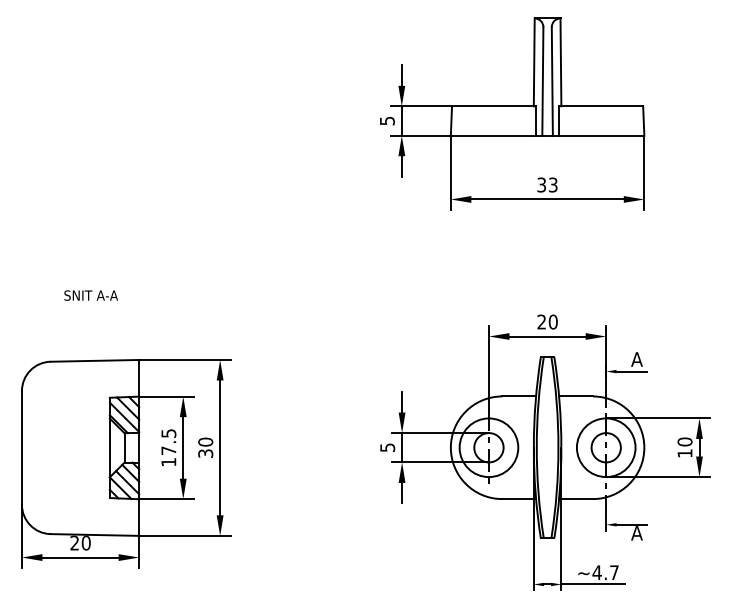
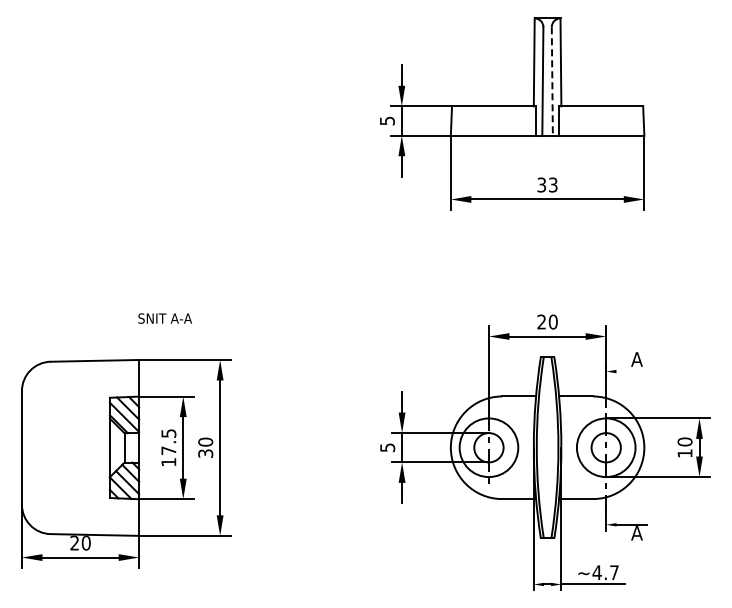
line: solid -> dashed (552, 81)
text position: (91, 295) -> (165, 318) (165, 318)
line: present -> none (631, 371)
